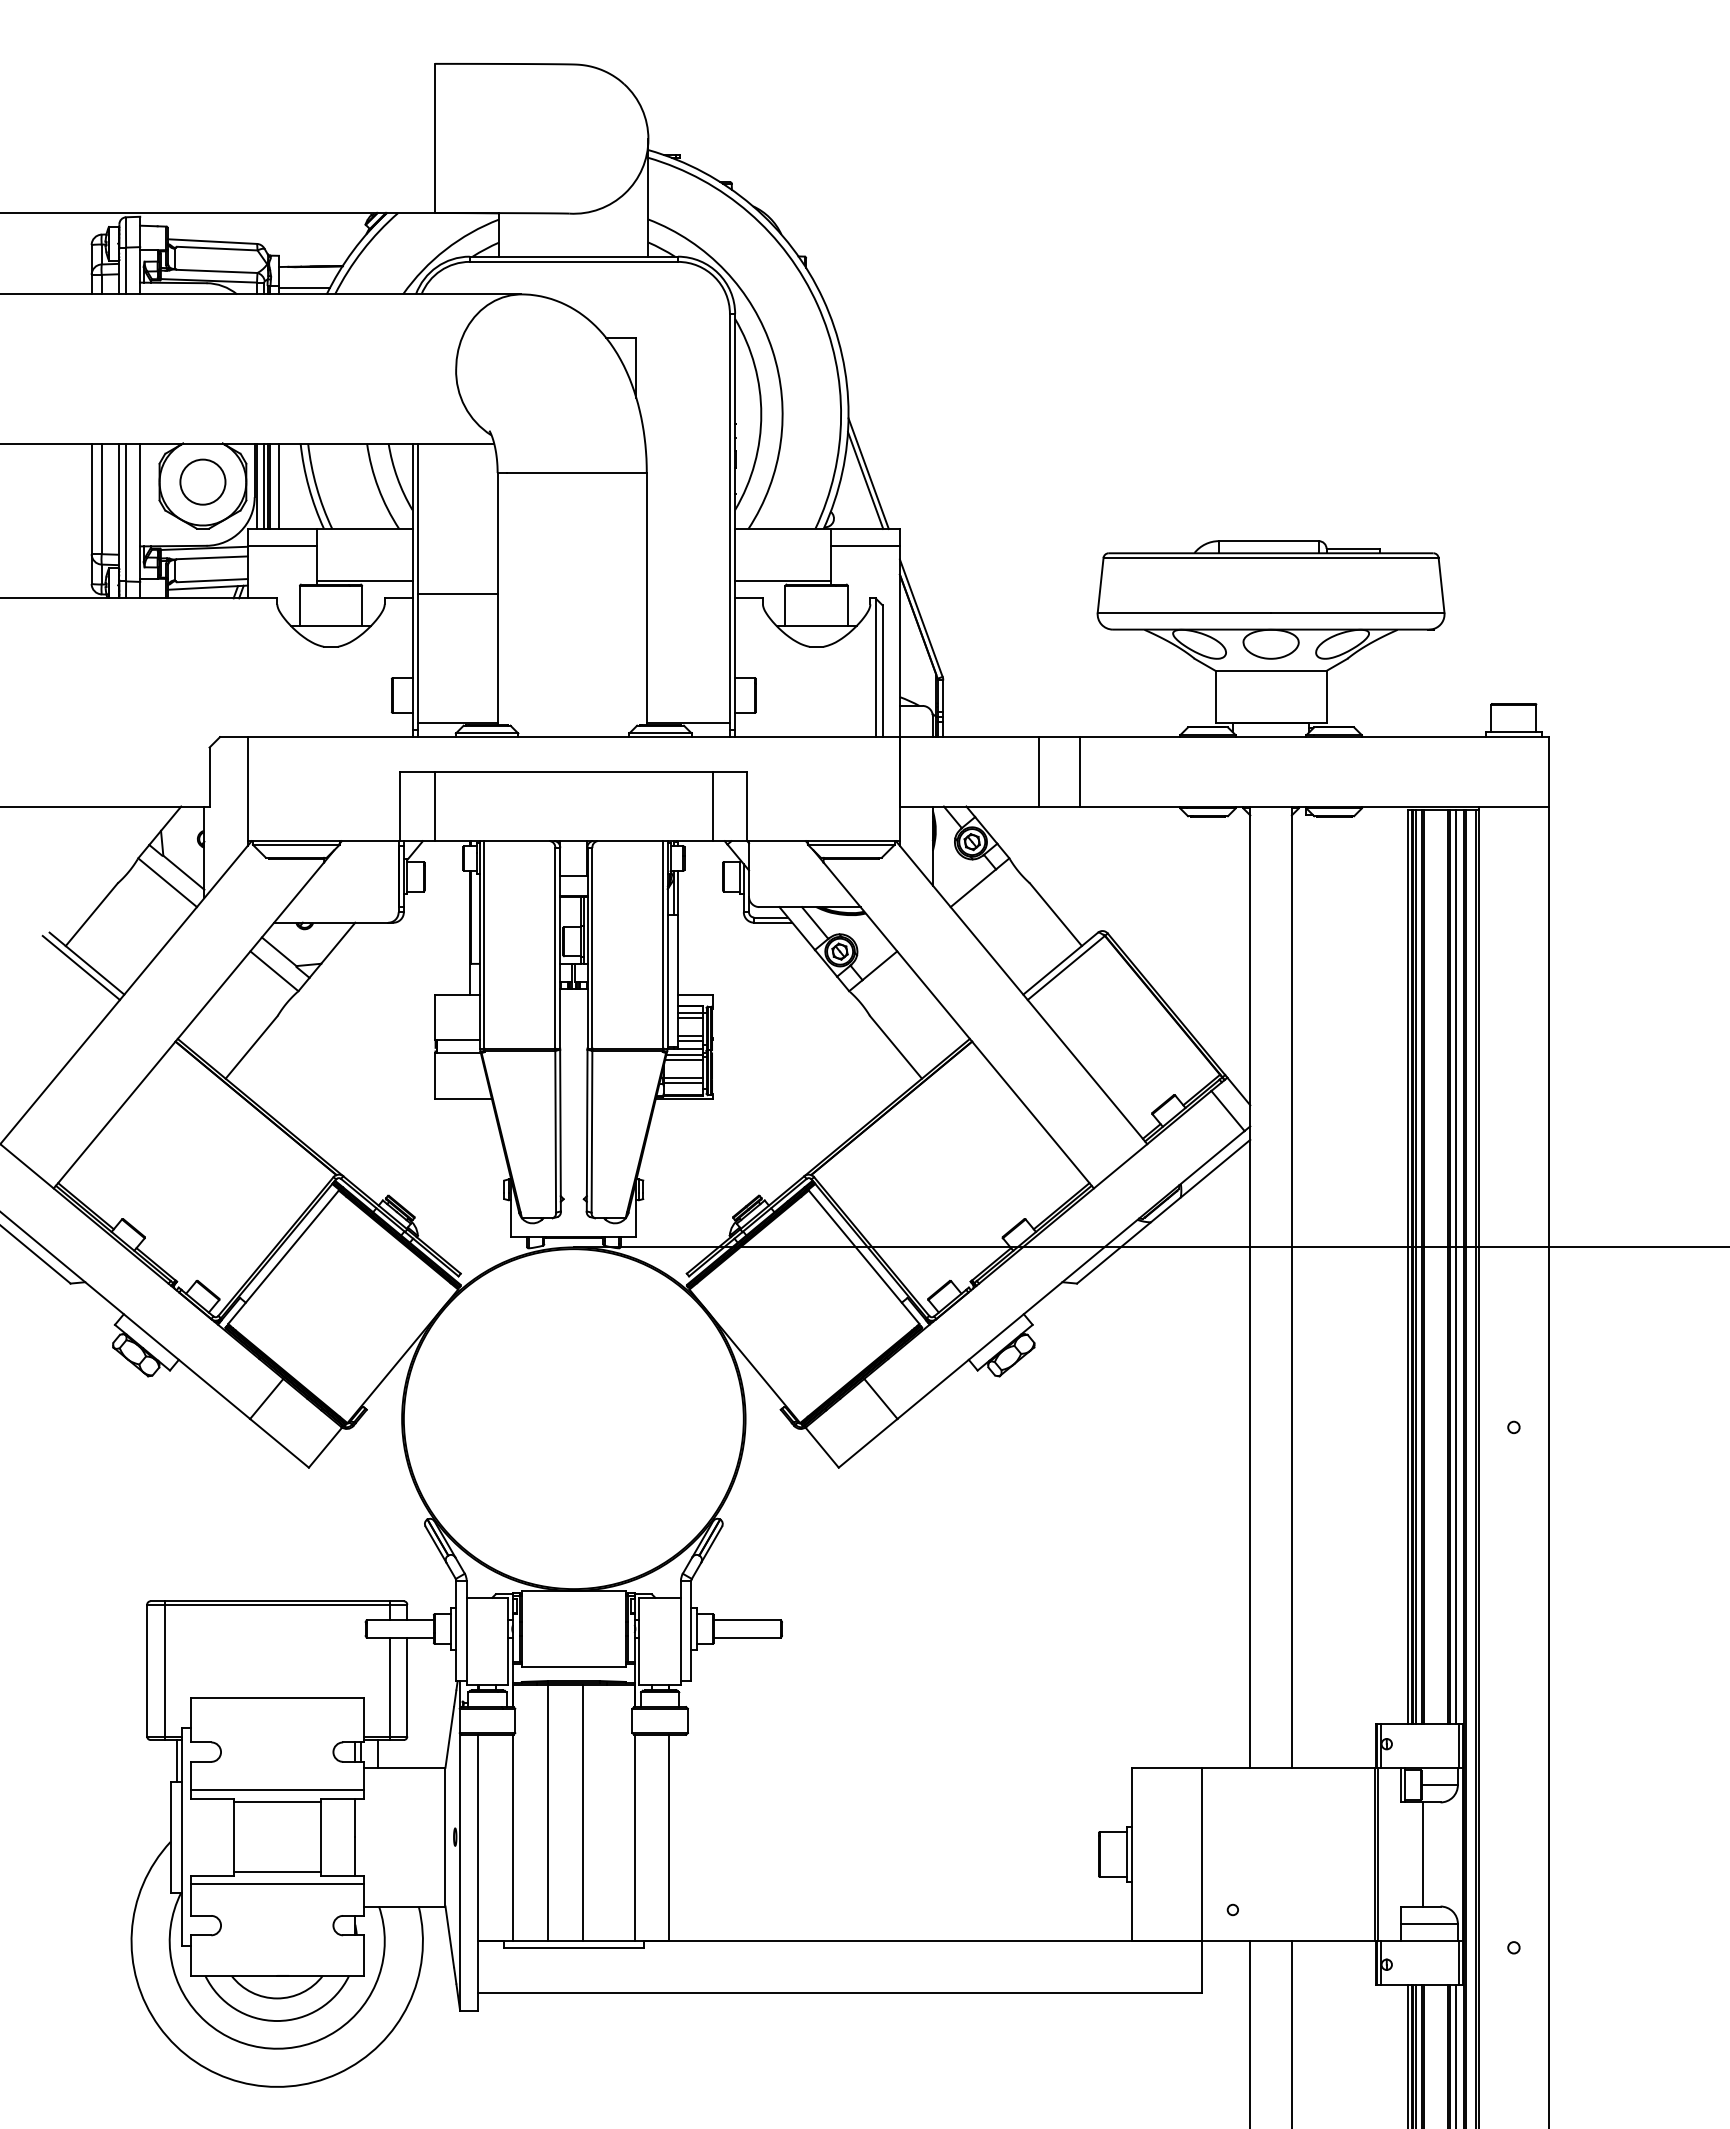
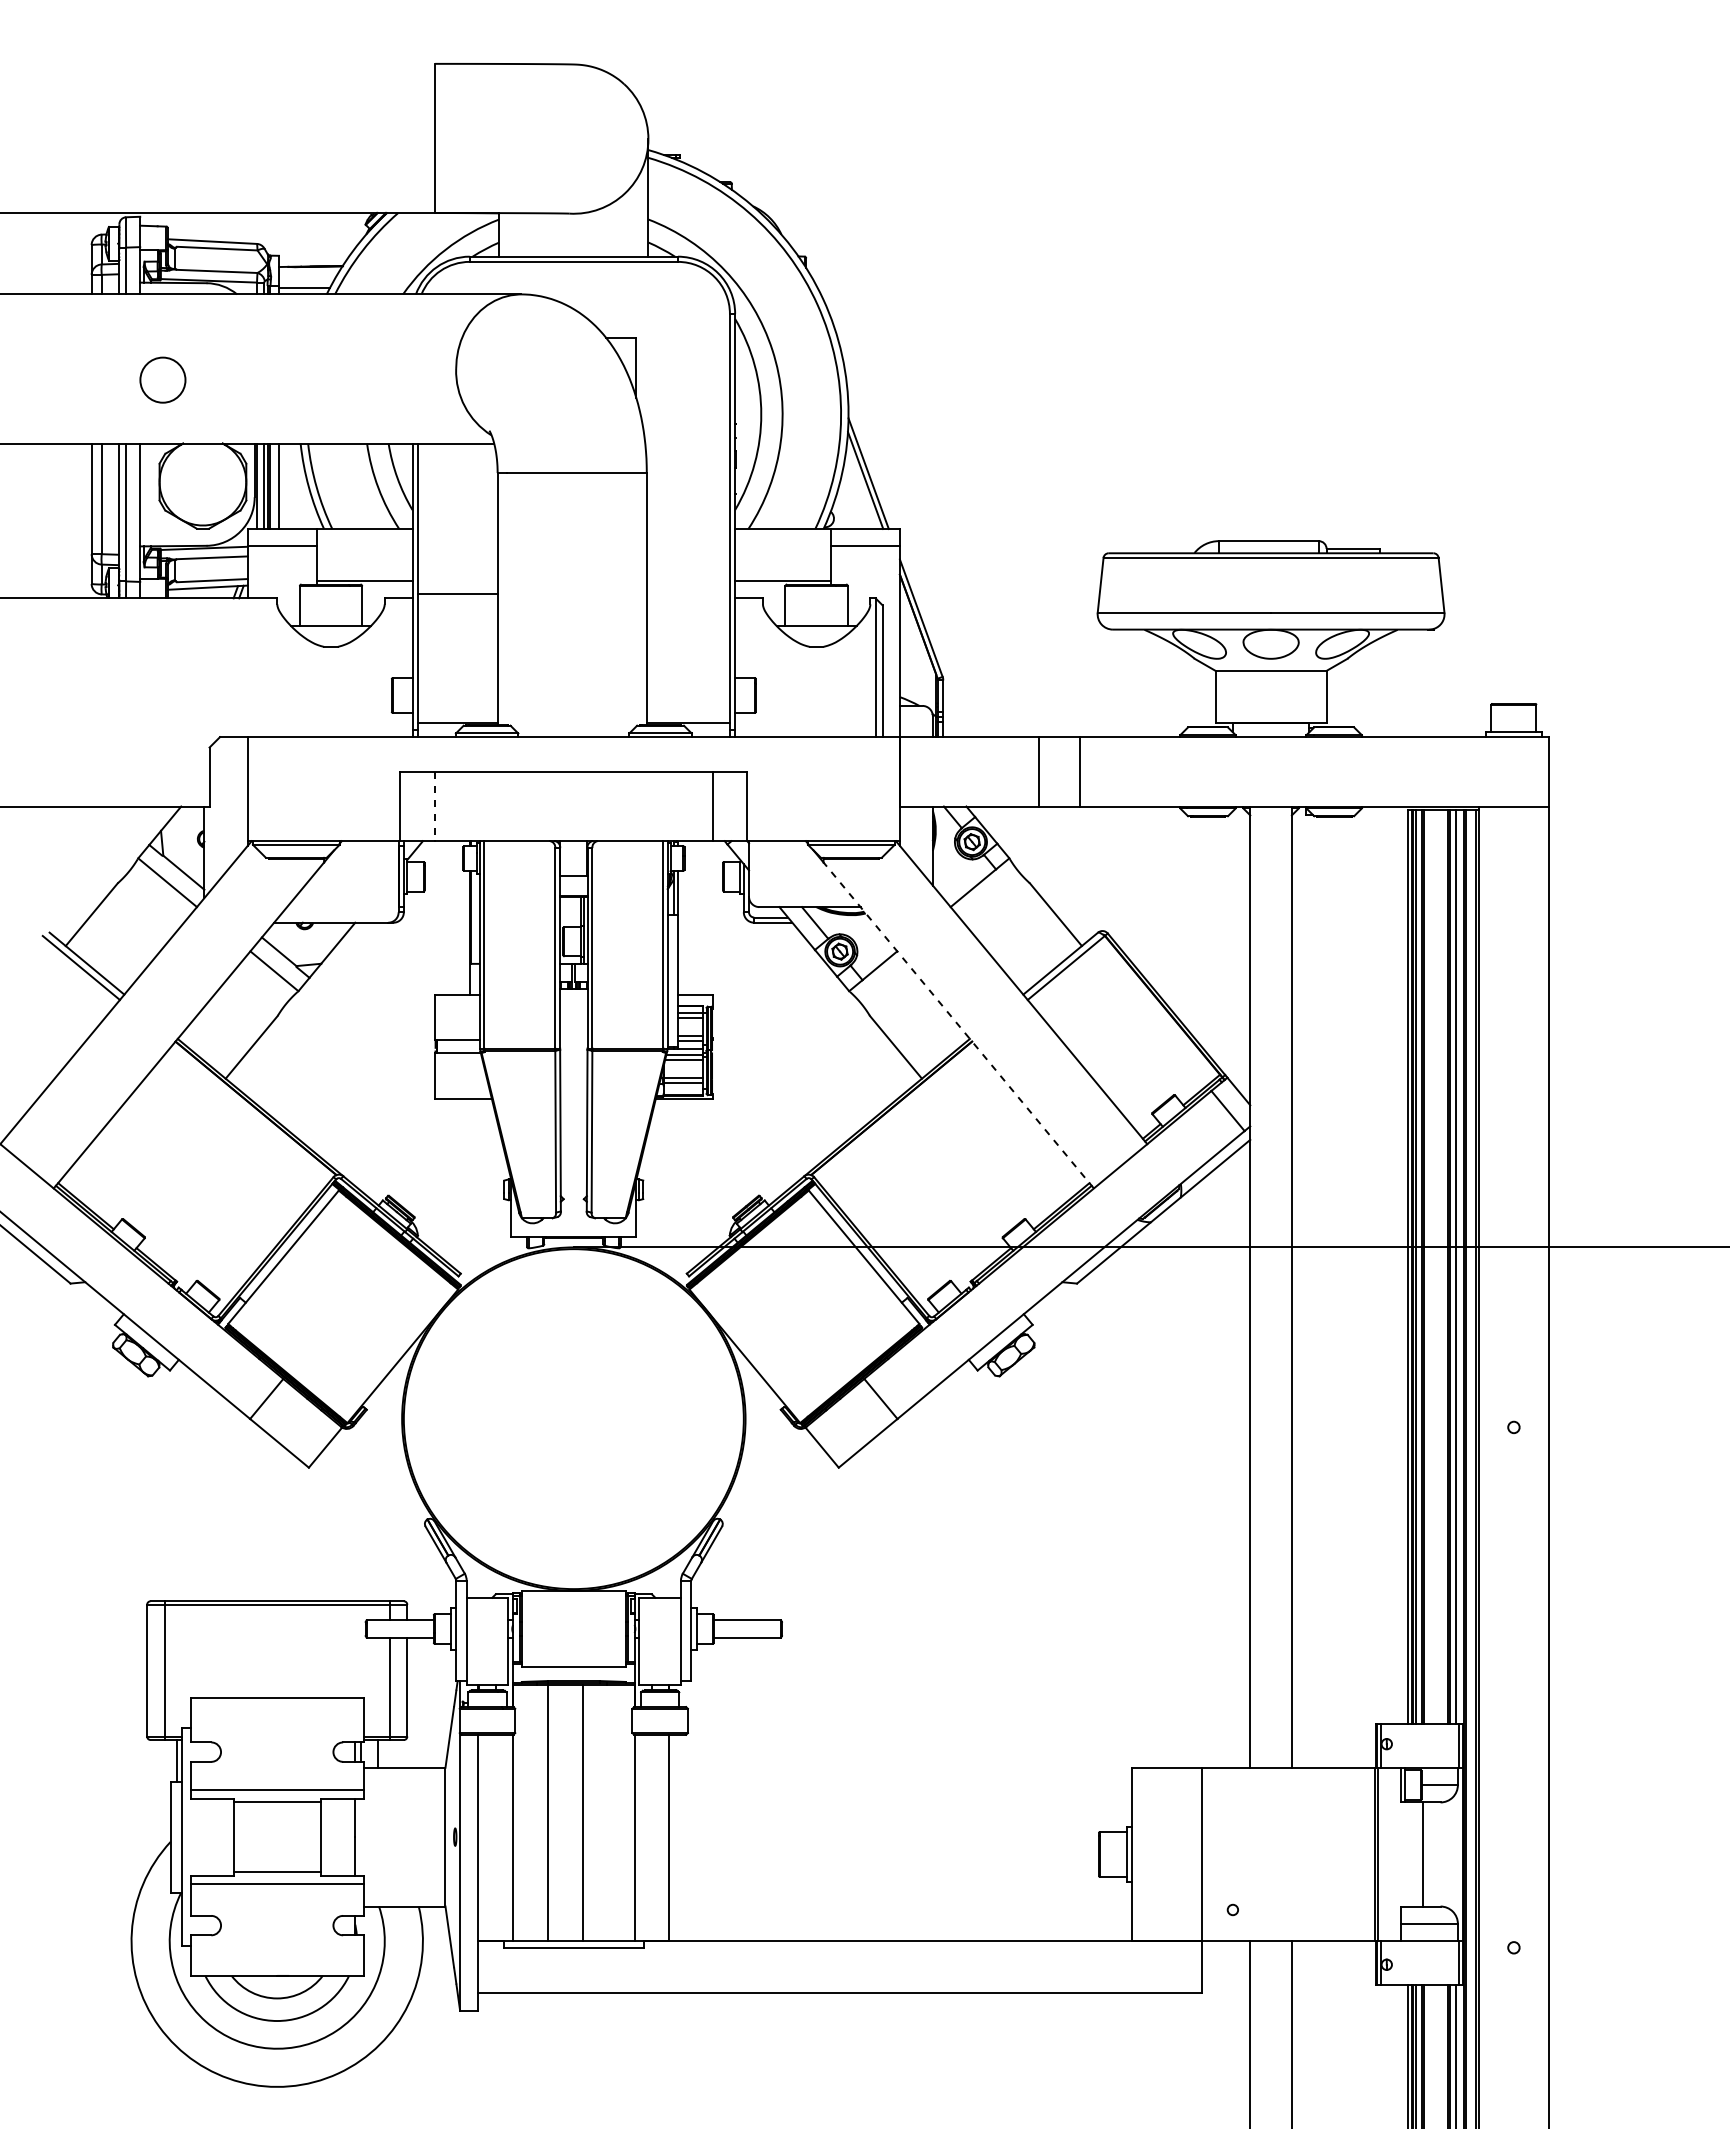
circle position: (202, 481) -> (162, 379) (162, 379)
line: solid -> dashed (435, 806)
line: solid -> dashed (958, 1025)
